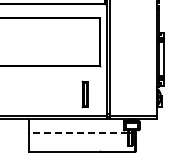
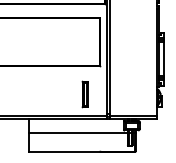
line: dashed -> solid (78, 133)
